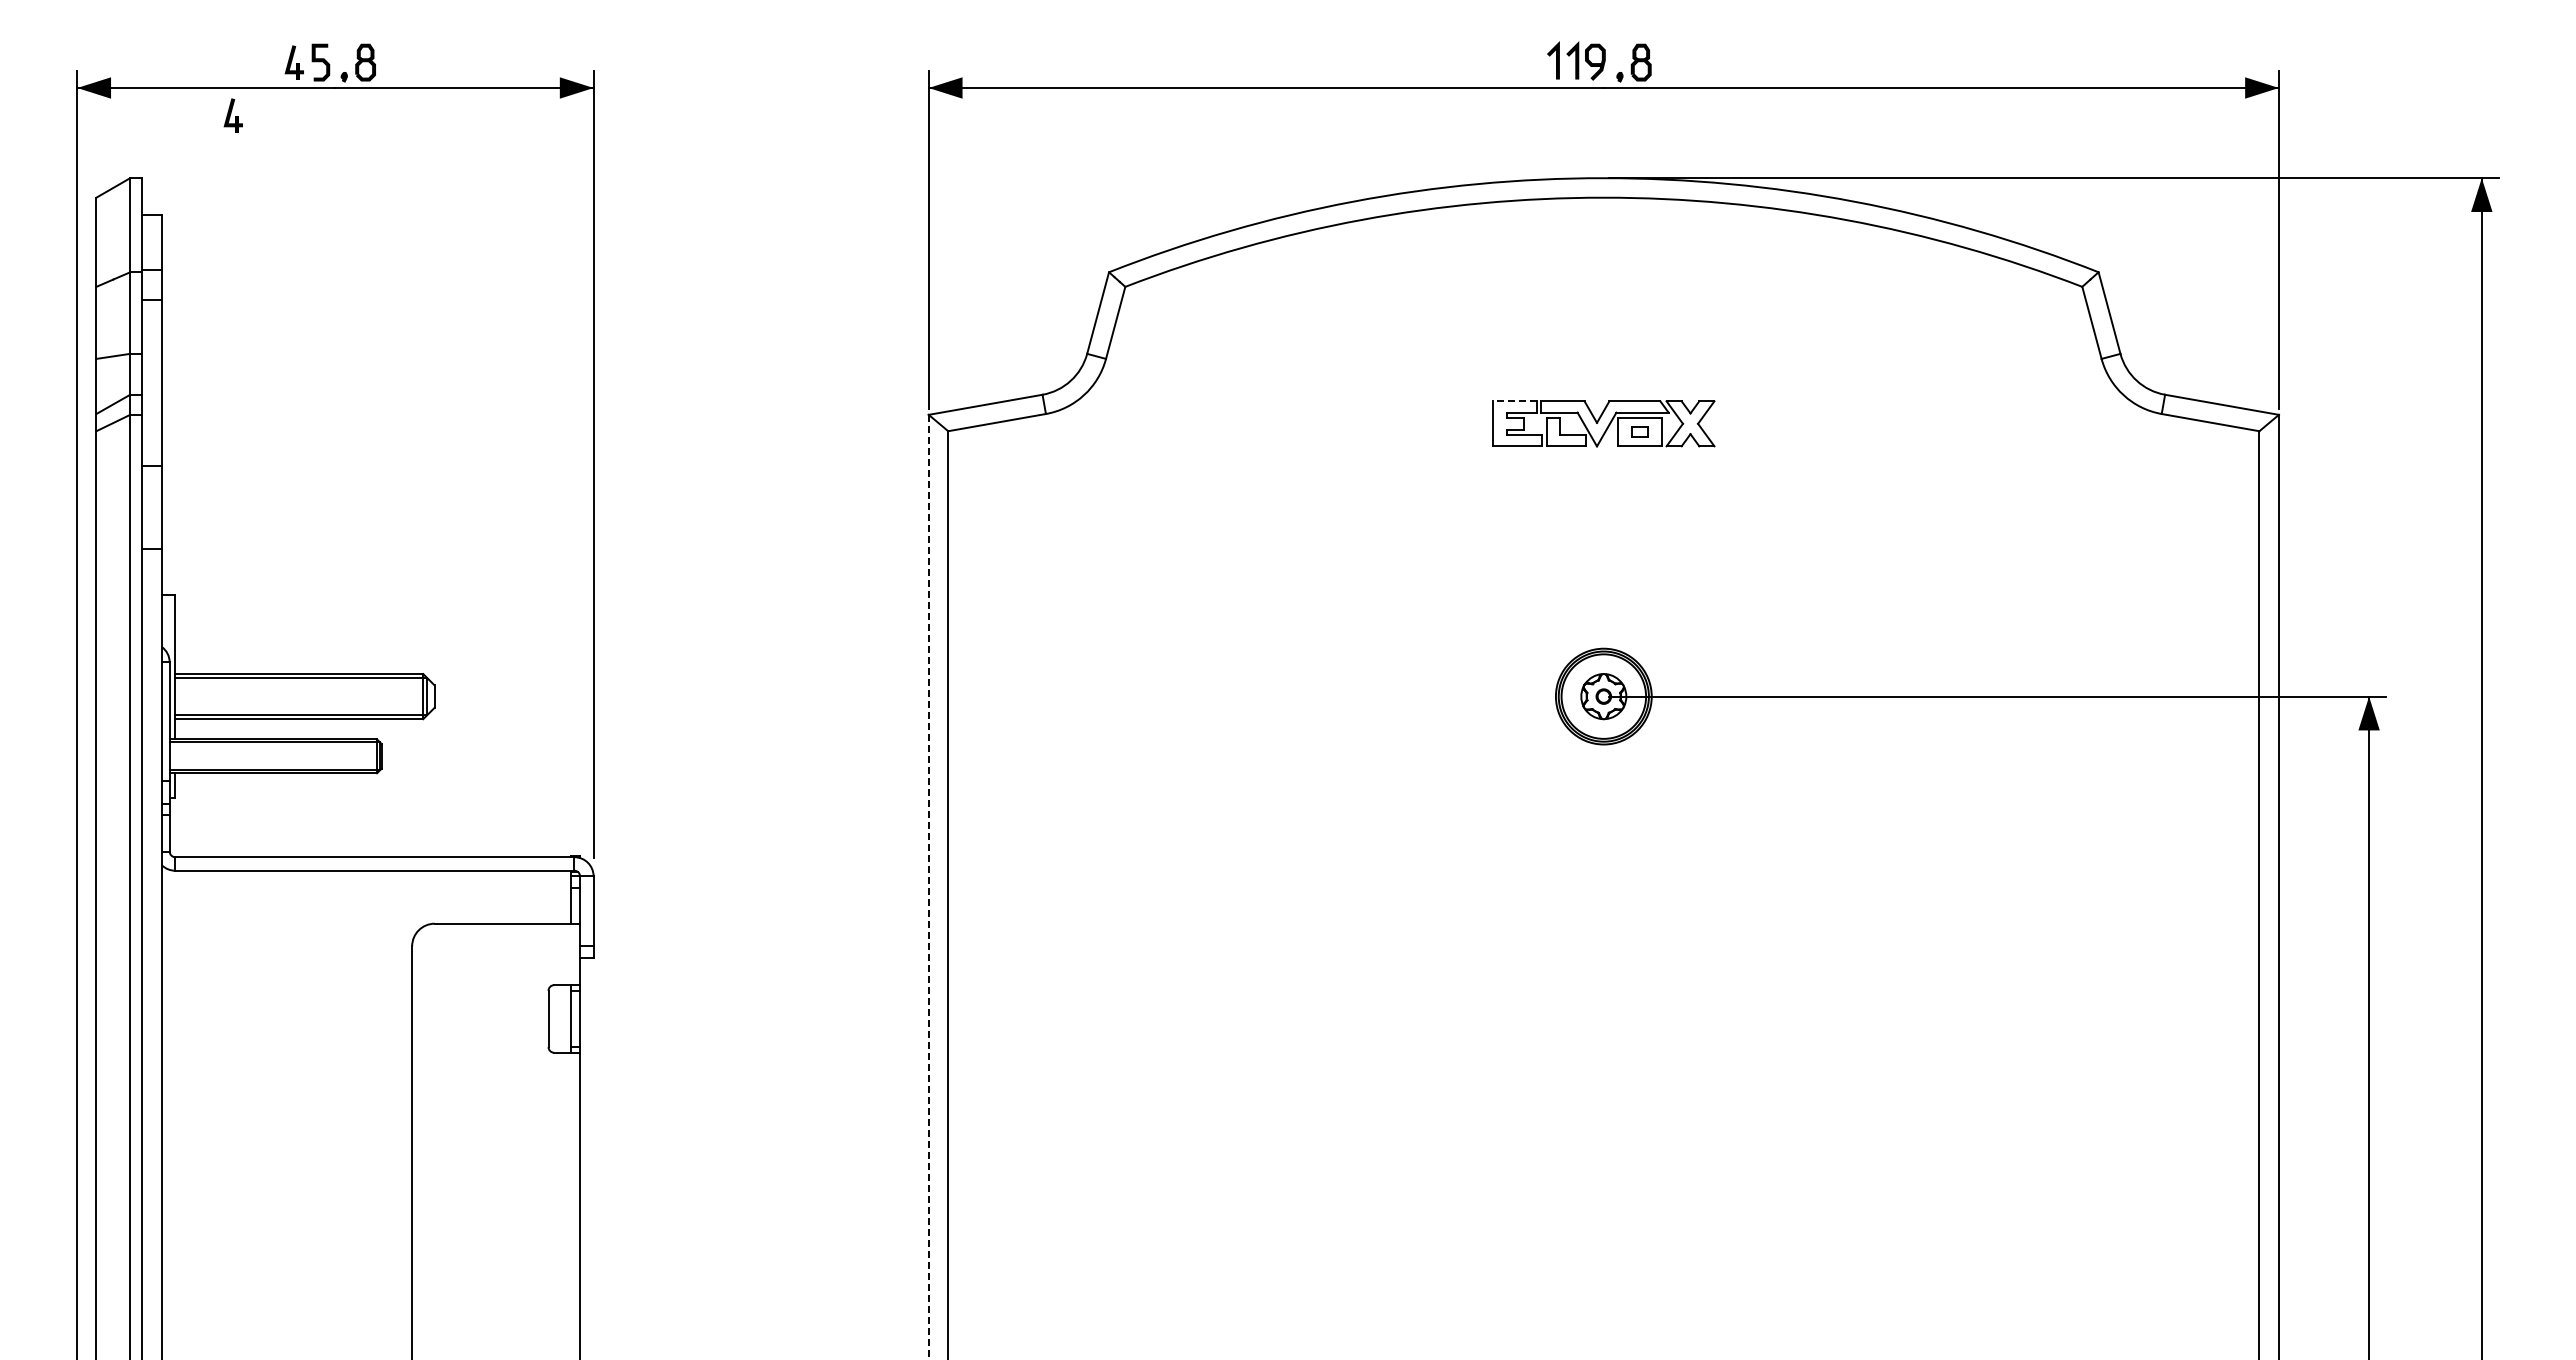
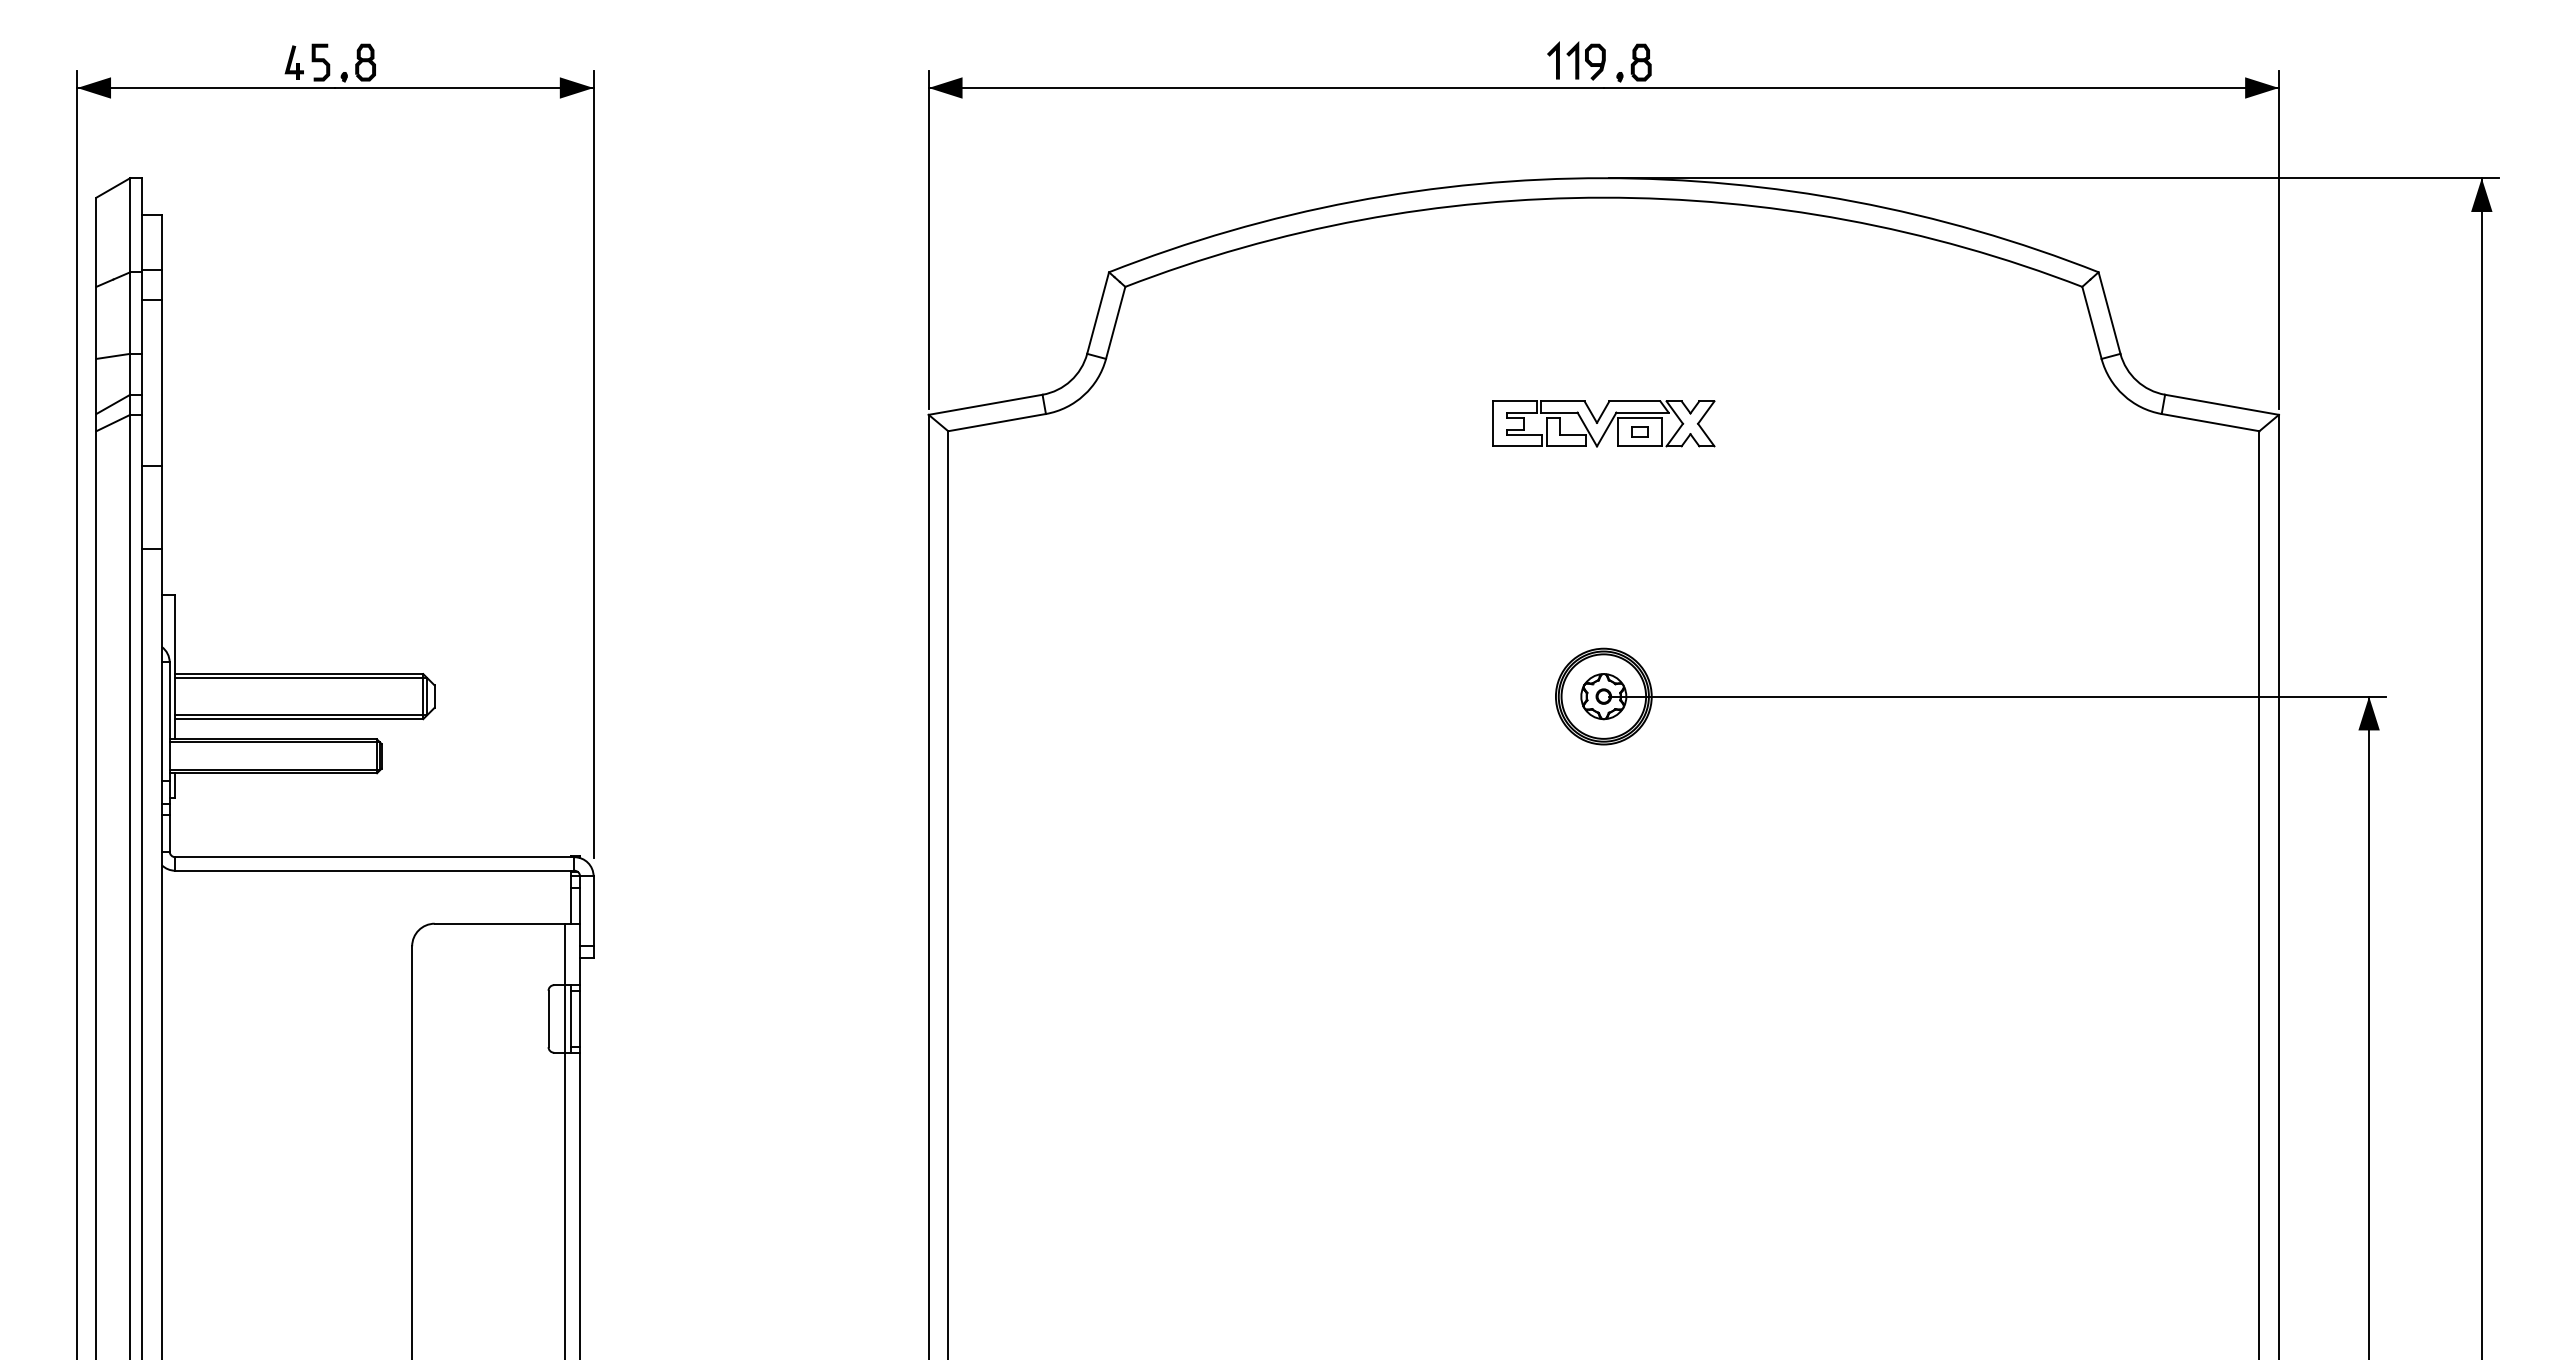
part: present -> none (232, 115)
line: dashed -> solid (1514, 401)
line: dashed -> solid (928, 887)
line: none -> present (565, 1139)
